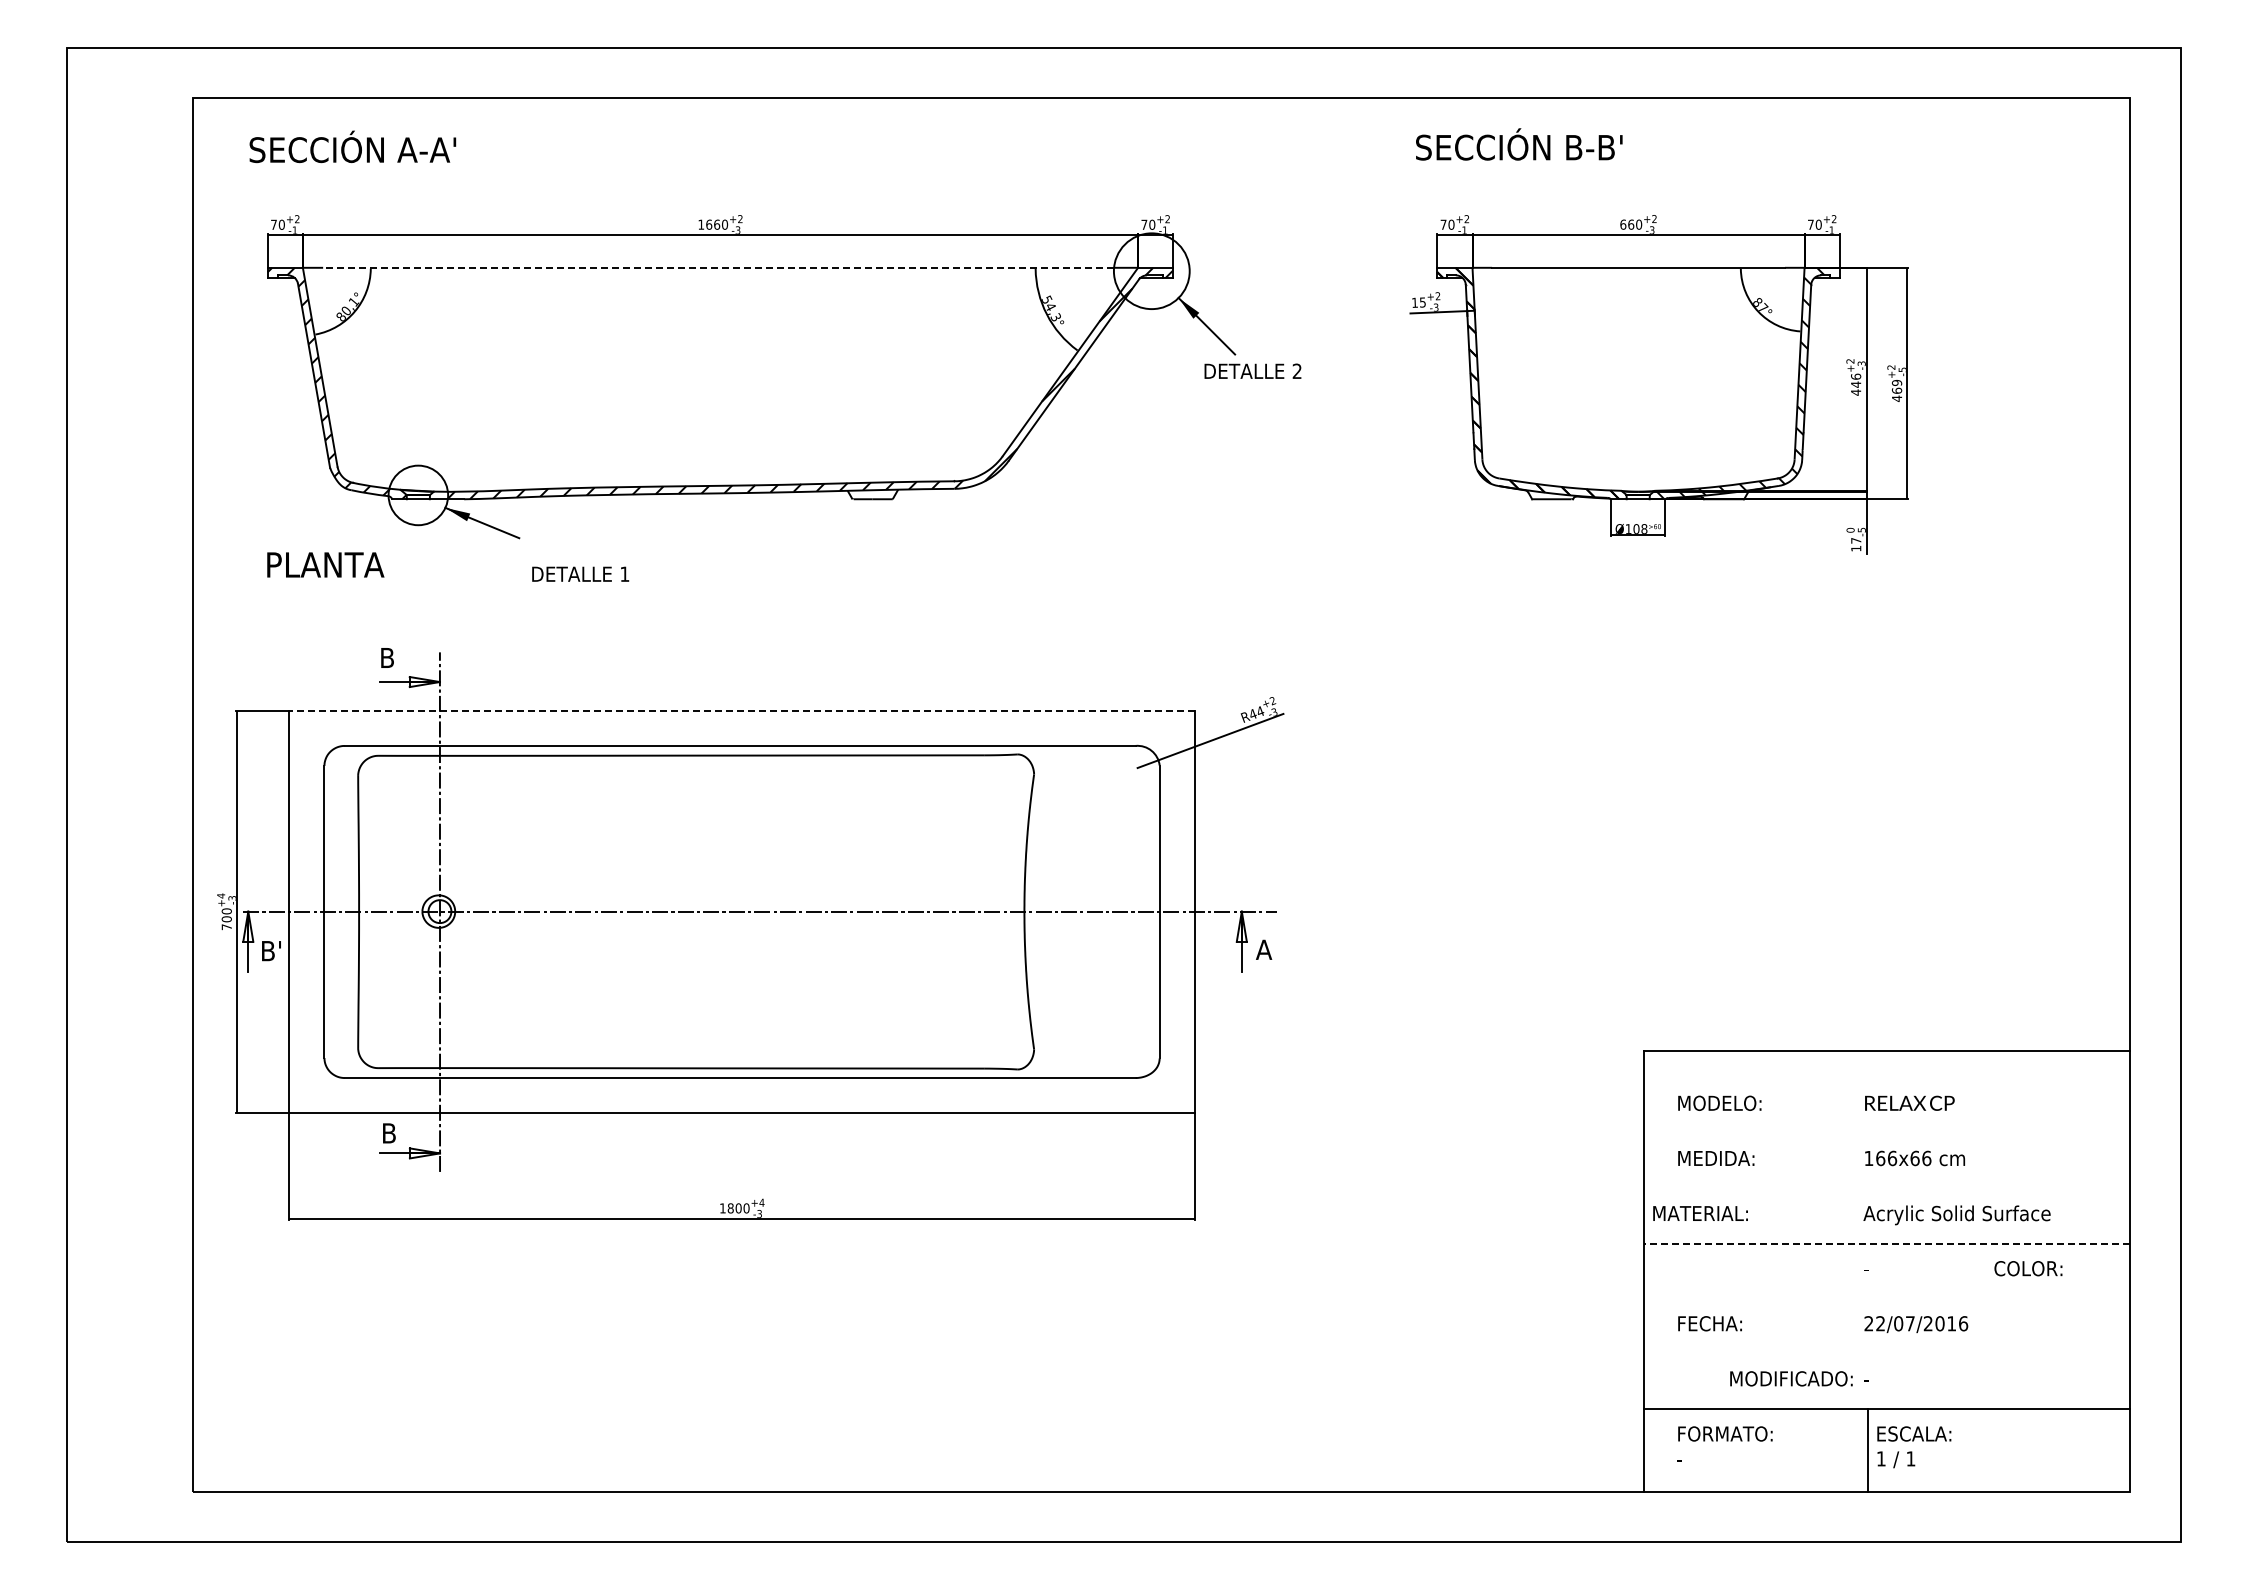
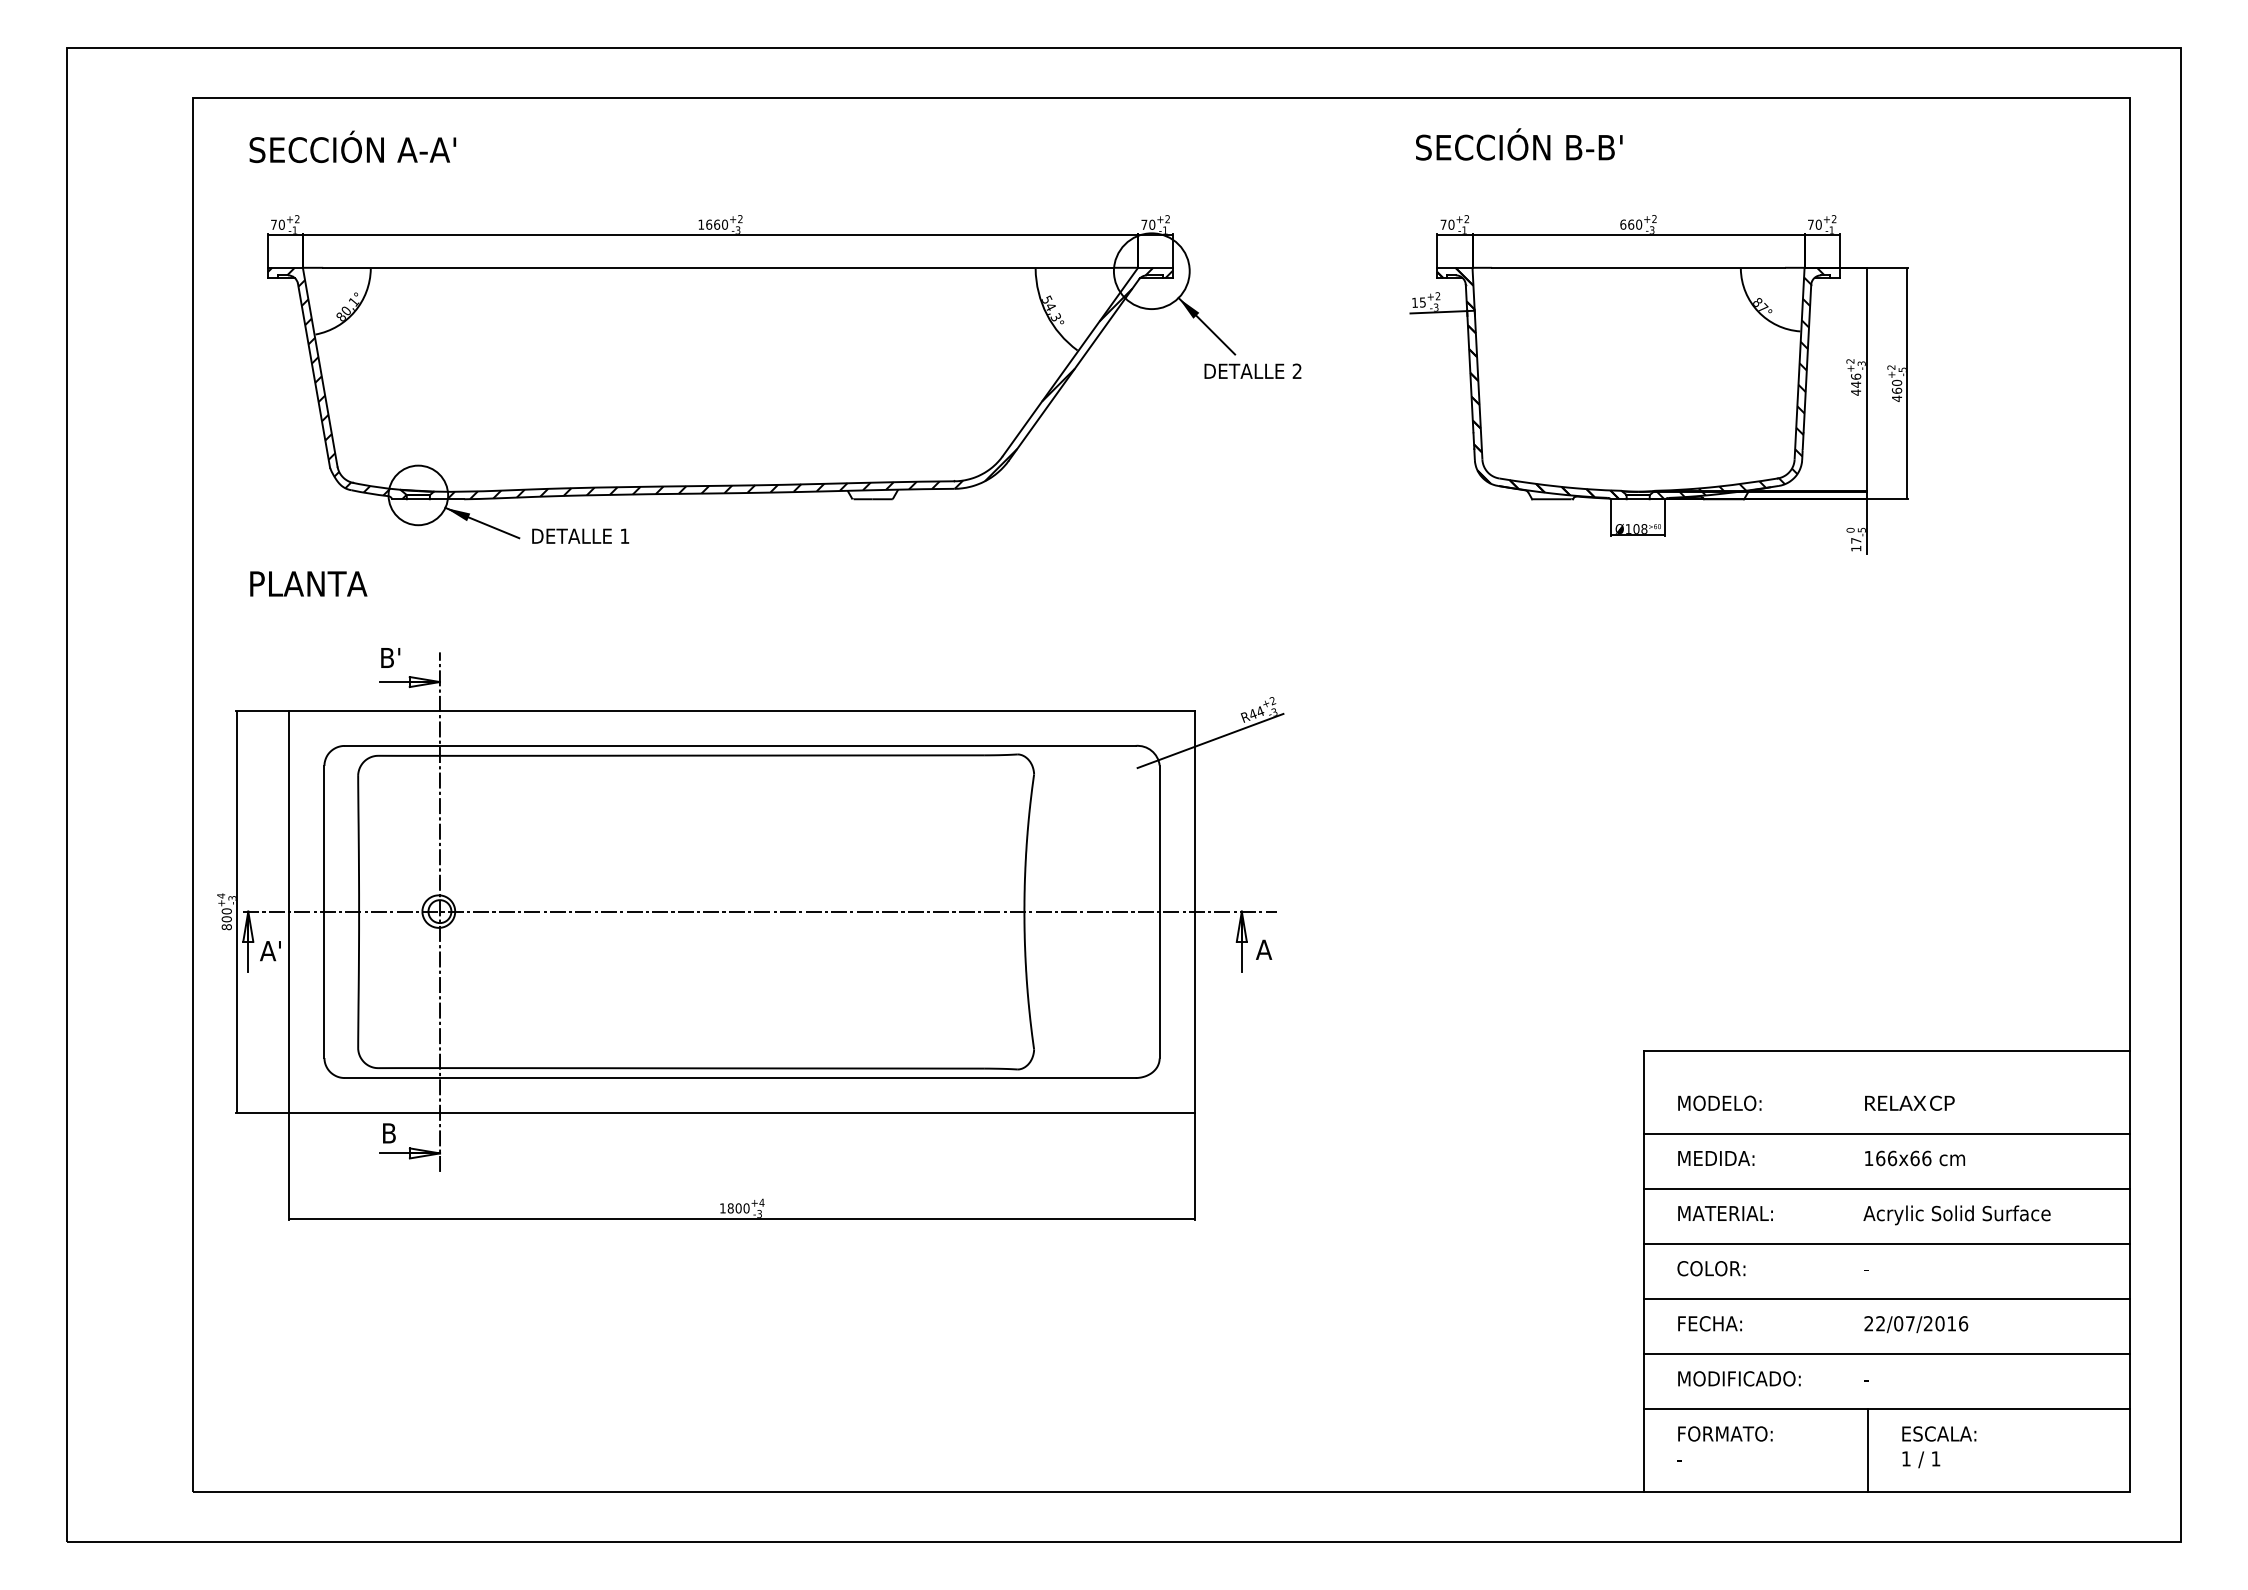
line: dashed -> solid (718, 267)
text: 469 -> 460 (1897, 382)
text position: (325, 564) -> (308, 583) (308, 583)
text position: (580, 573) -> (580, 535) (580, 535)
text: B -> B' (399, 651)
line: dashed -> solid (742, 710)
text: 700 -> 800 (226, 927)
text: B' -> A' (268, 951)
line: none -> present (1886, 1133)
line: none -> present (1886, 1188)
text position: (1700, 1213) -> (1725, 1213) (1725, 1213)
line: dashed -> solid (1886, 1243)
text position: (2028, 1268) -> (1711, 1268) (1711, 1268)
line: none -> present (1886, 1298)
line: none -> present (1886, 1354)
text position: (1791, 1378) -> (1739, 1378) (1739, 1378)
text position: (1914, 1447) -> (1939, 1447) (1939, 1447)
